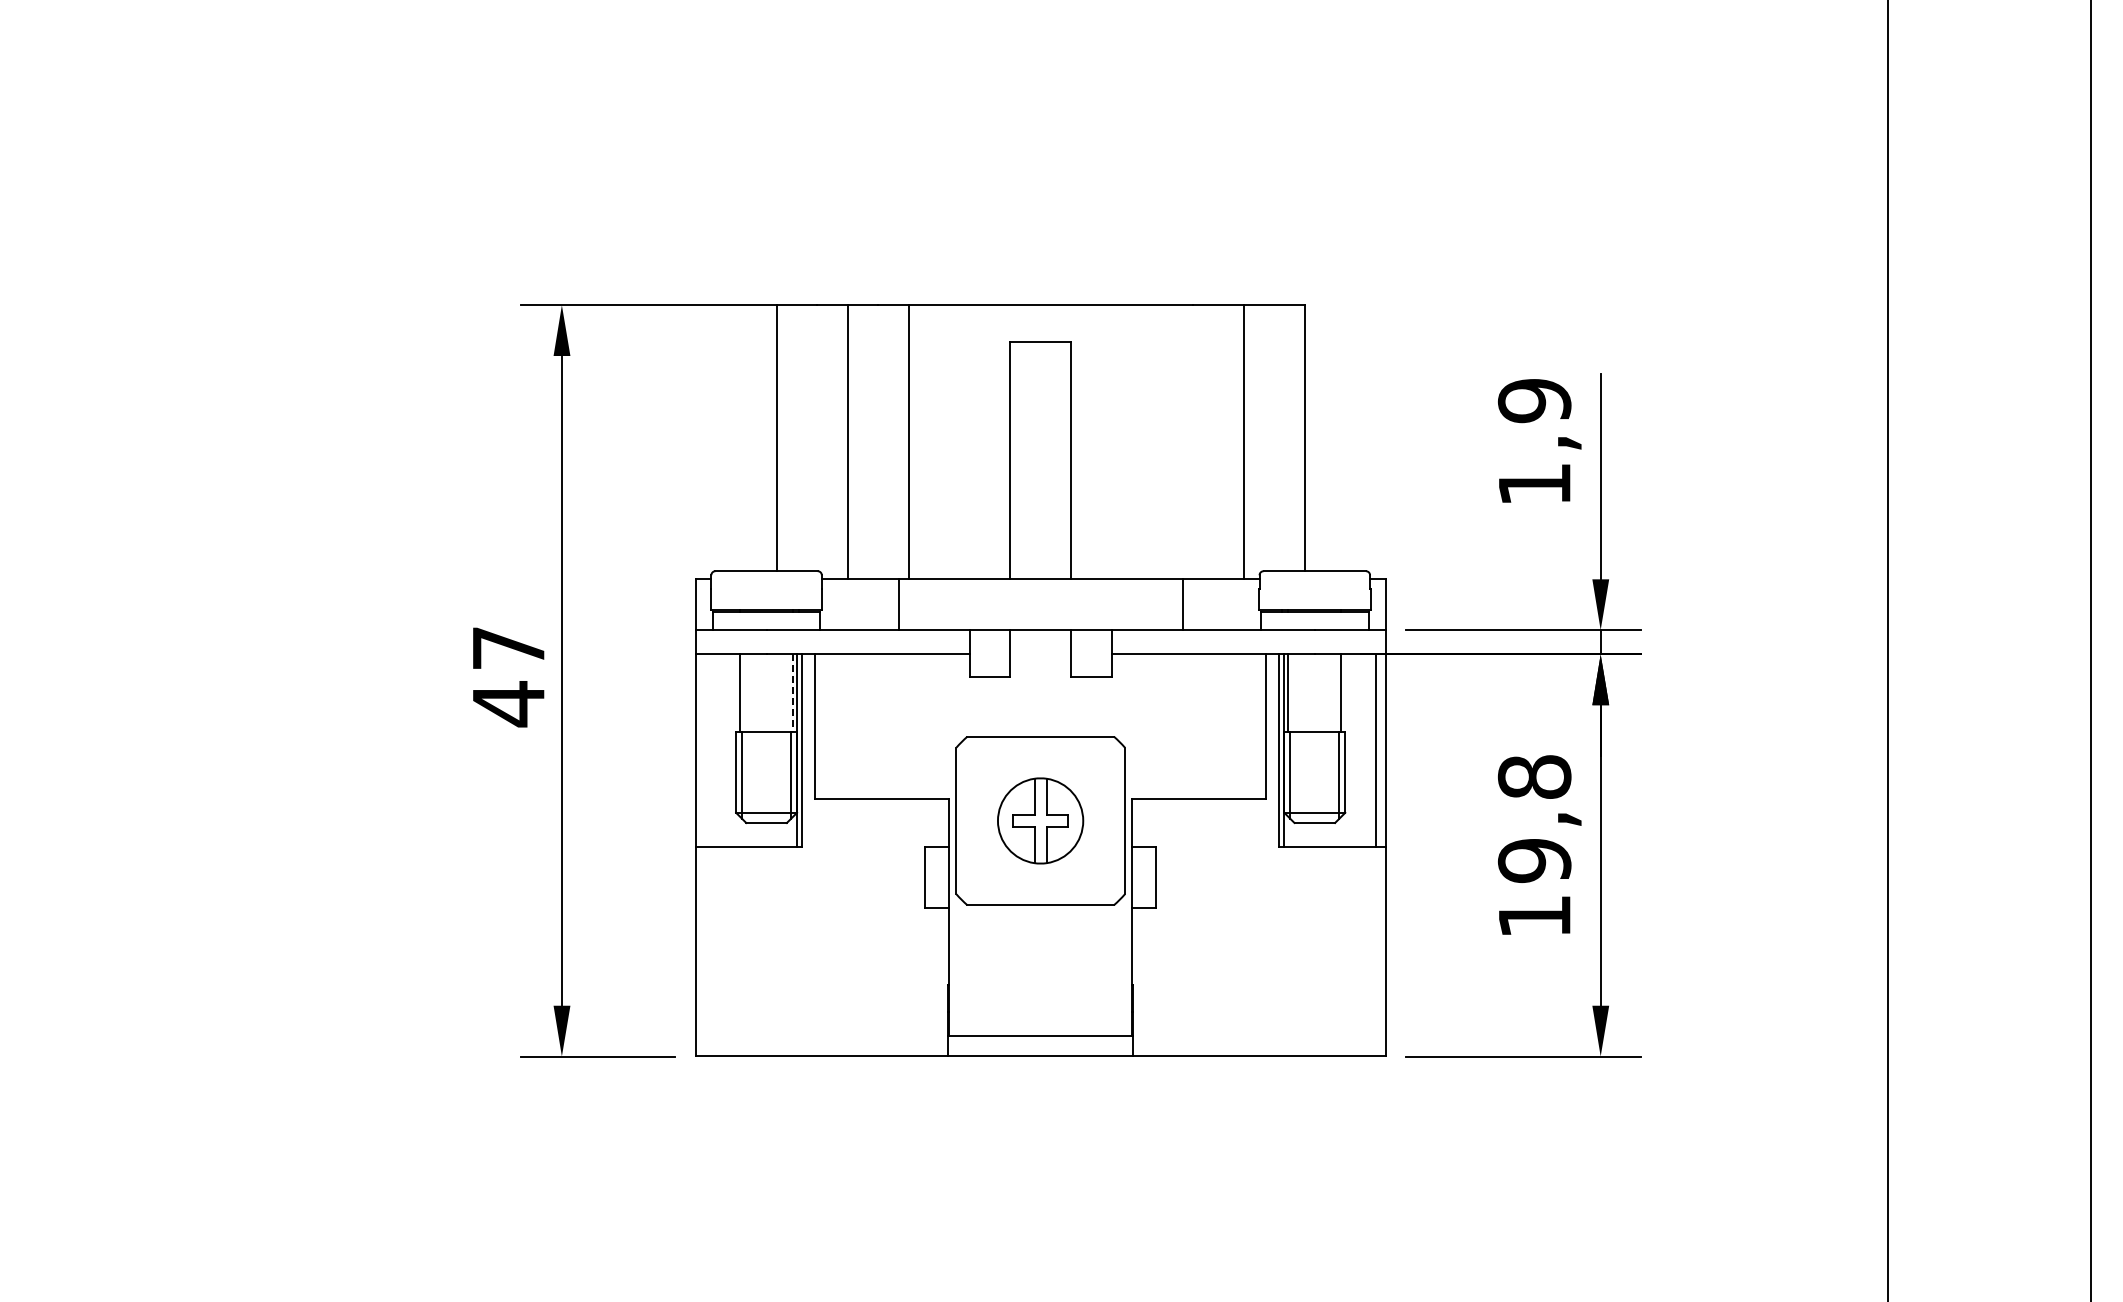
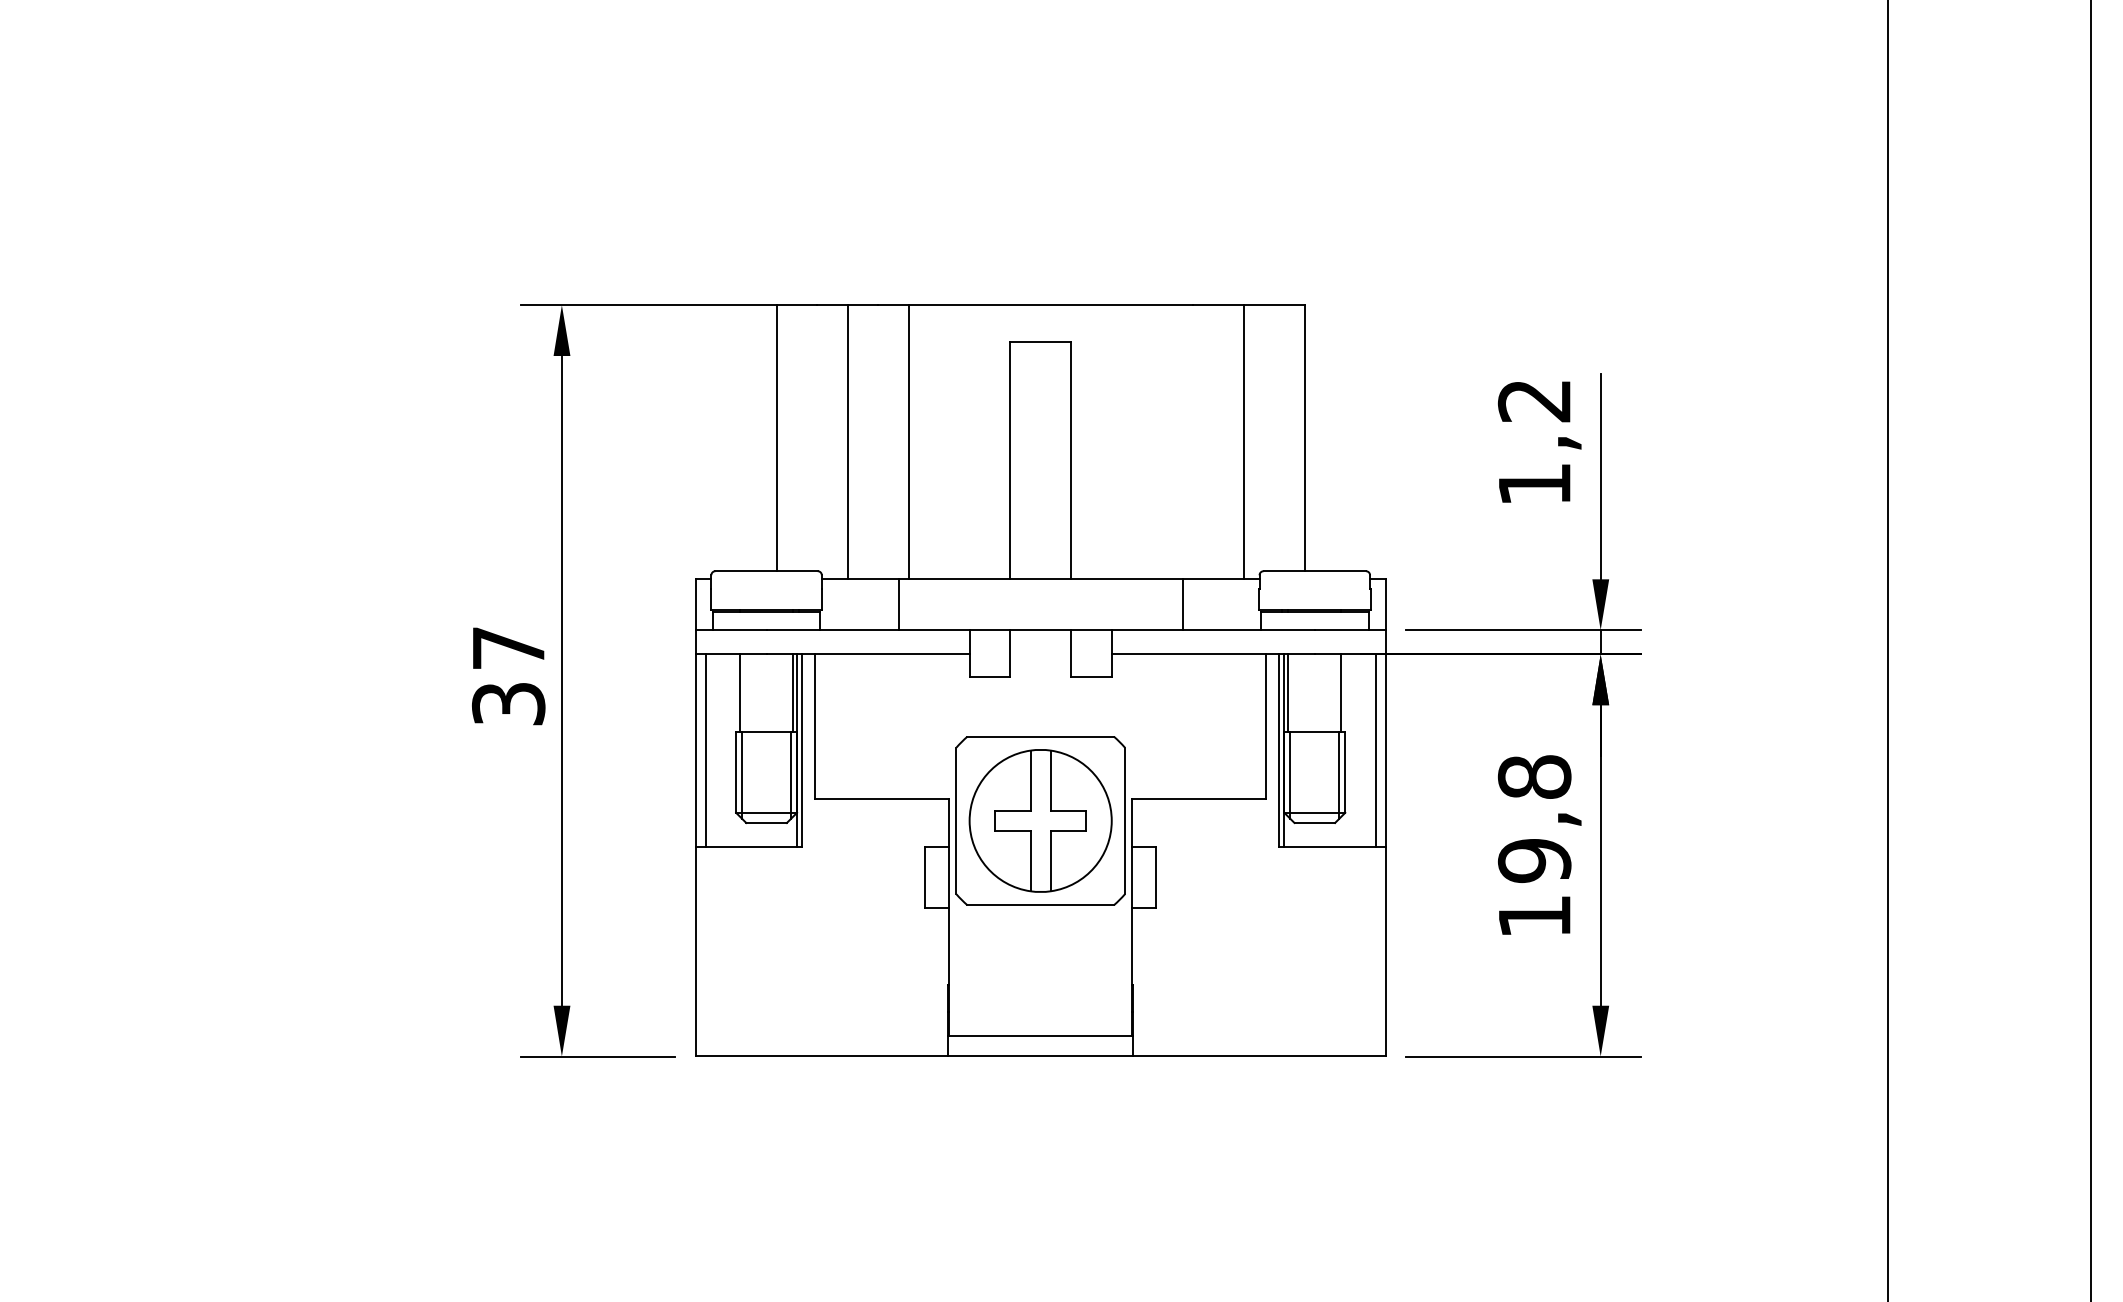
text: 1,9 -> 1,2 (1534, 401)
line: dashed -> solid (792, 693)
text: 47 -> 37 (508, 704)
line: none -> present (705, 750)
part size: 88x88 px -> 145x144 px (1040, 820)
